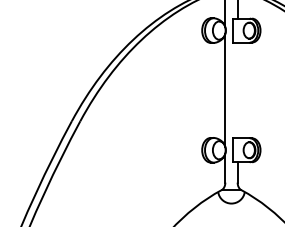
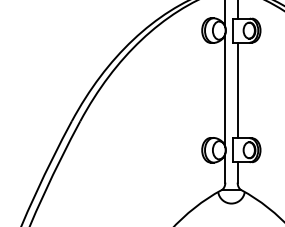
line: none -> present (237, 90)
